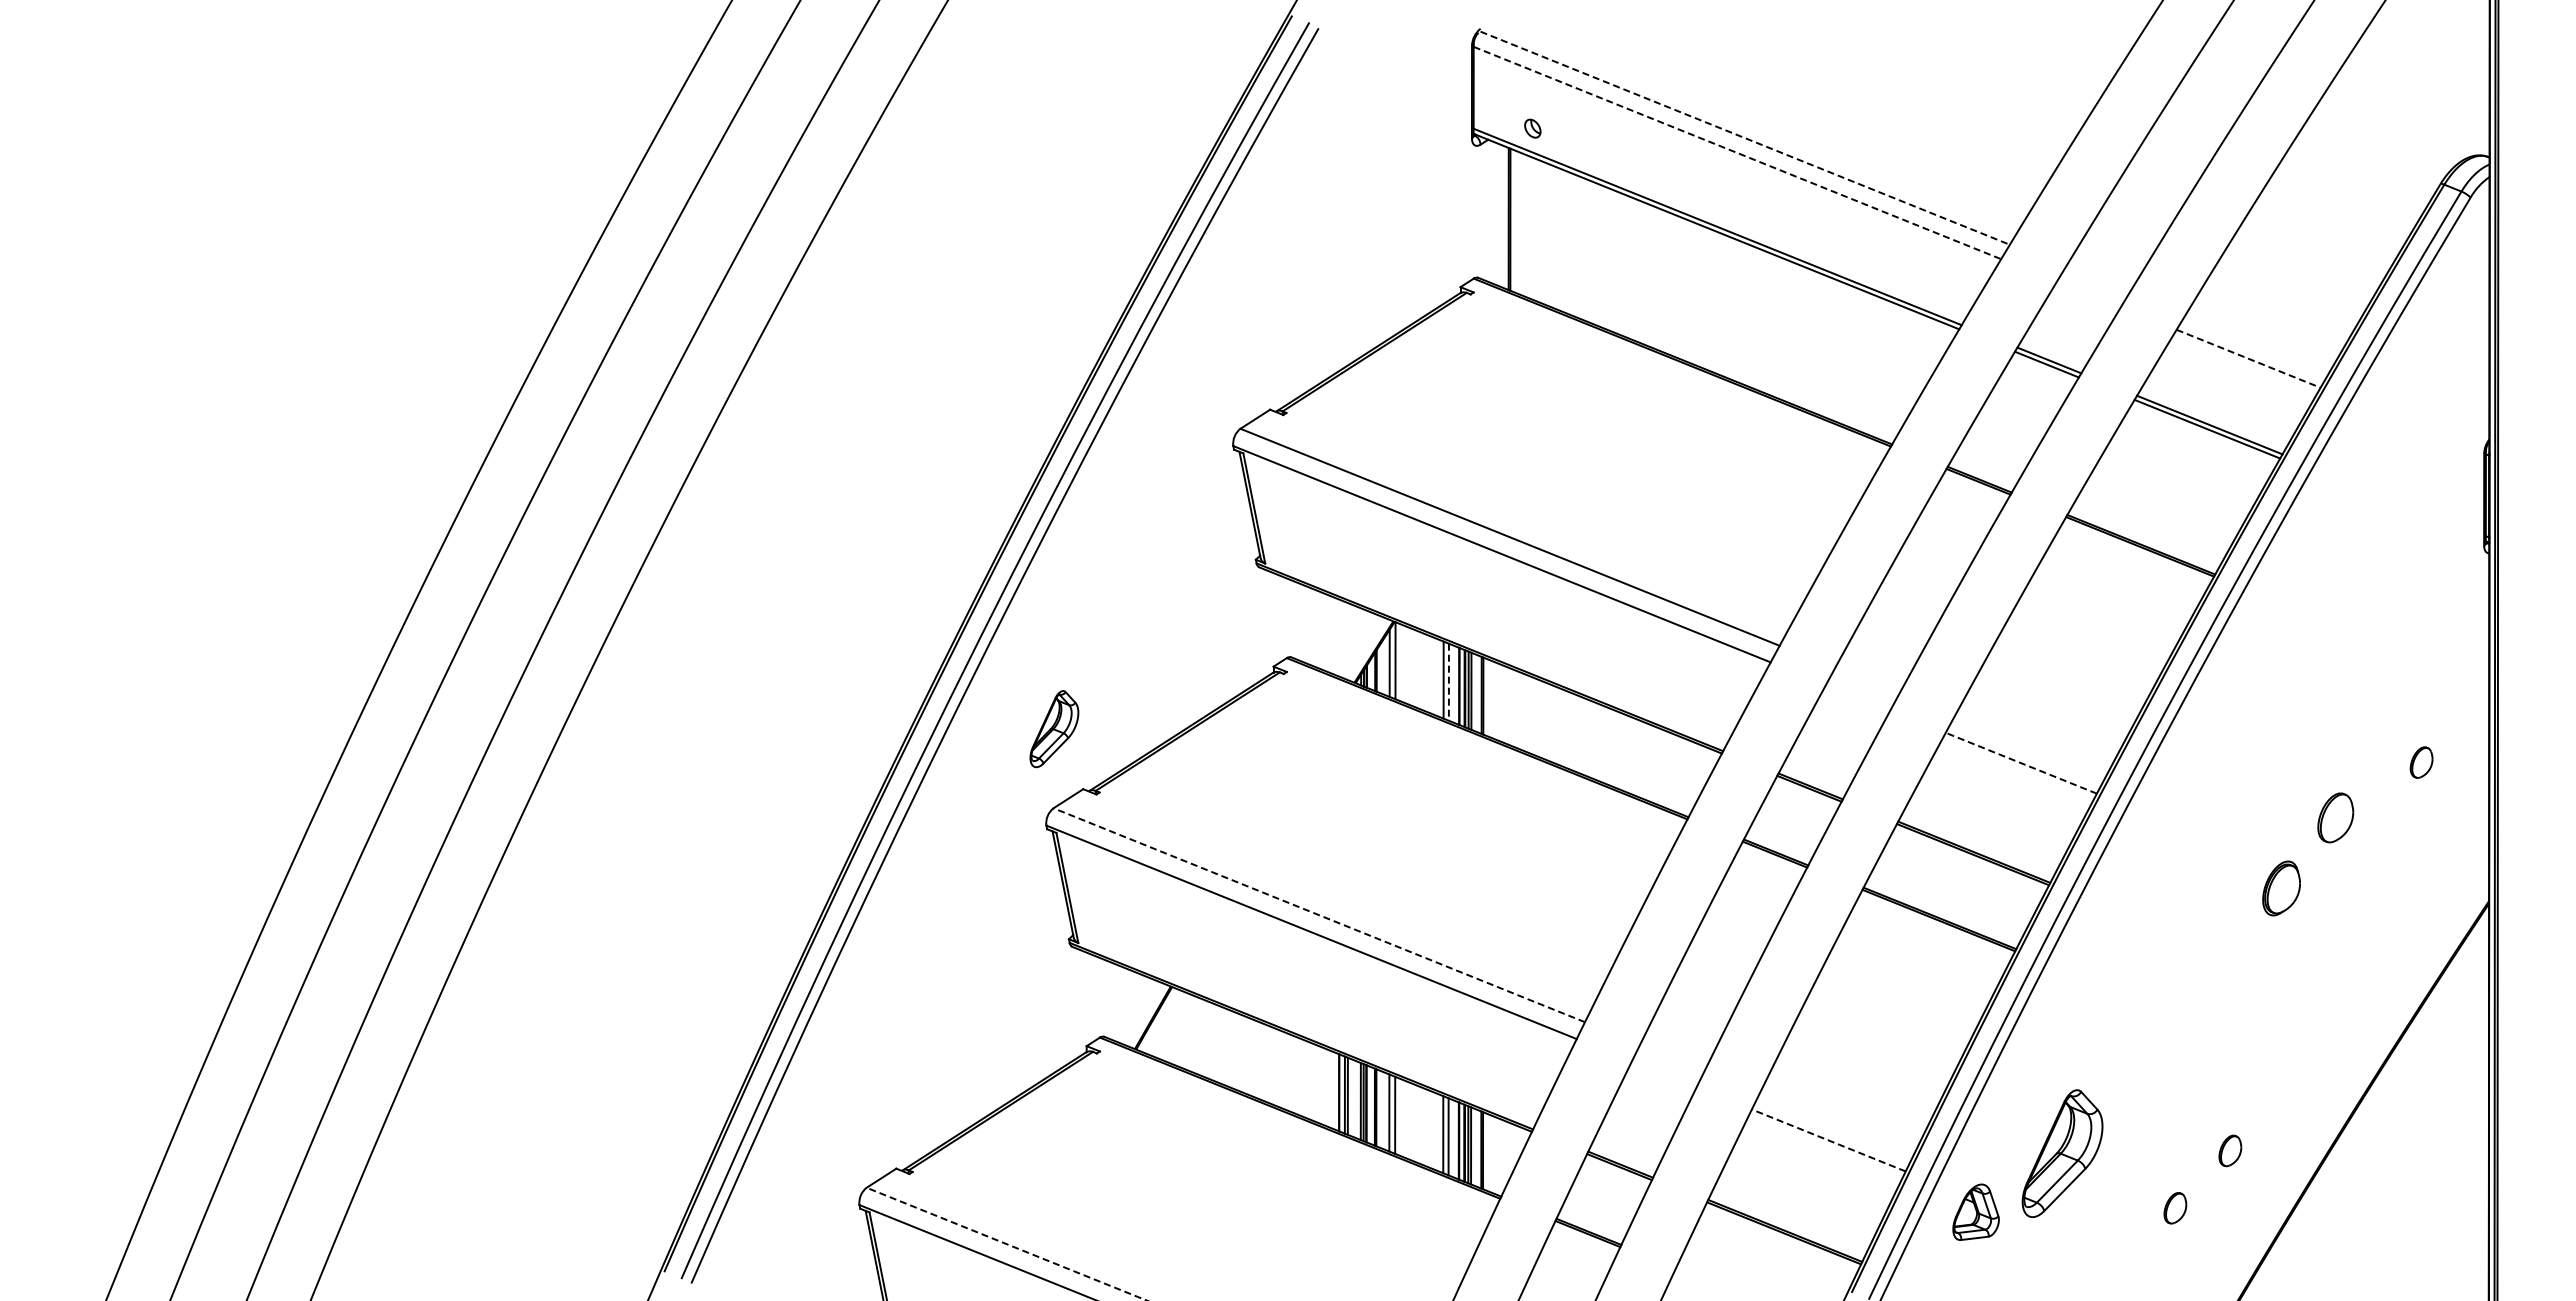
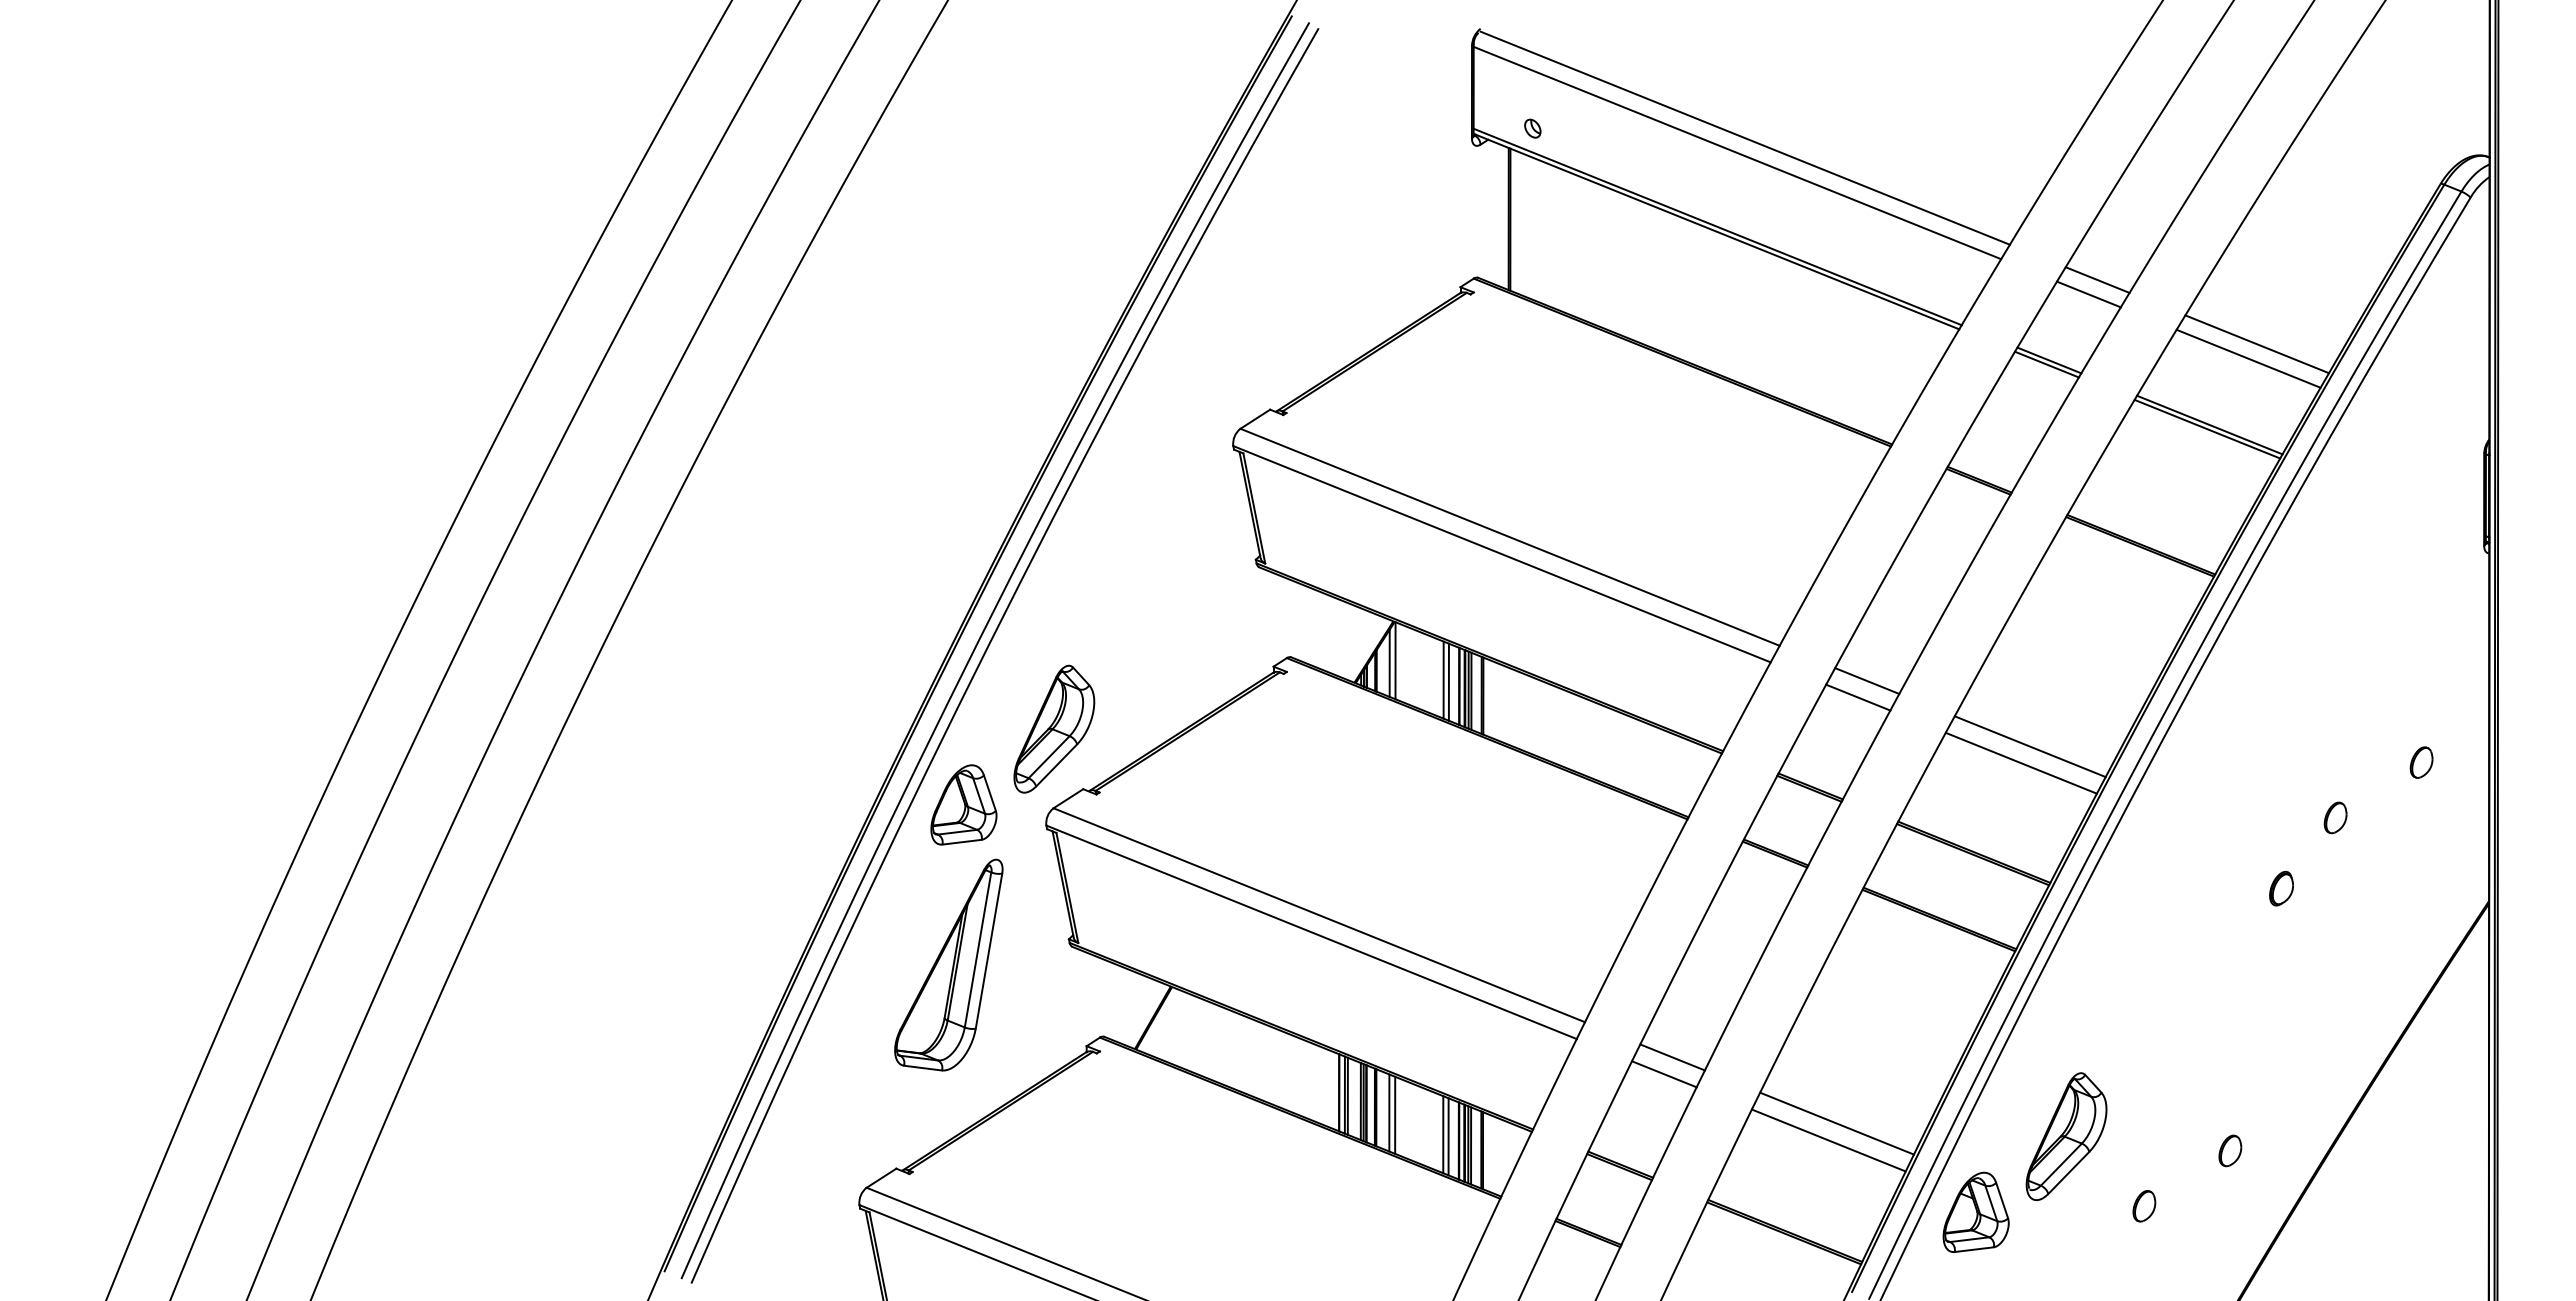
line: dashed -> solid (1745, 138)
line: dashed -> solid (1737, 153)
line: none -> present (2097, 279)
line: none -> present (2088, 294)
line: none -> present (2257, 344)
line: dashed -> solid (2248, 358)
line: none -> present (1867, 681)
line: dashed -> solid (1448, 682)
line: none -> present (1858, 697)
part size: 51x79 px -> 83x130 px (1054, 728)
line: none -> present (2029, 746)
line: dashed -> solid (2020, 763)
part: none -> present (963, 804)
part size: 38x52 px -> 25x34 px (2335, 817)
part size: 39x57 px -> 25x36 px (2281, 888)
line: dashed -> solid (1318, 915)
part: none -> present (948, 964)
line: none -> present (1672, 1057)
line: none -> present (1664, 1074)
line: none -> present (1836, 1123)
line: dashed -> solid (1828, 1140)
part position: (2062, 1153) -> (2066, 1136) (2066, 1136)
part position: (2175, 1208) -> (2144, 1206) (2144, 1206)
part size: 48x58 px -> 68x82 px (1975, 1211)
line: dashed -> solid (1006, 1244)
